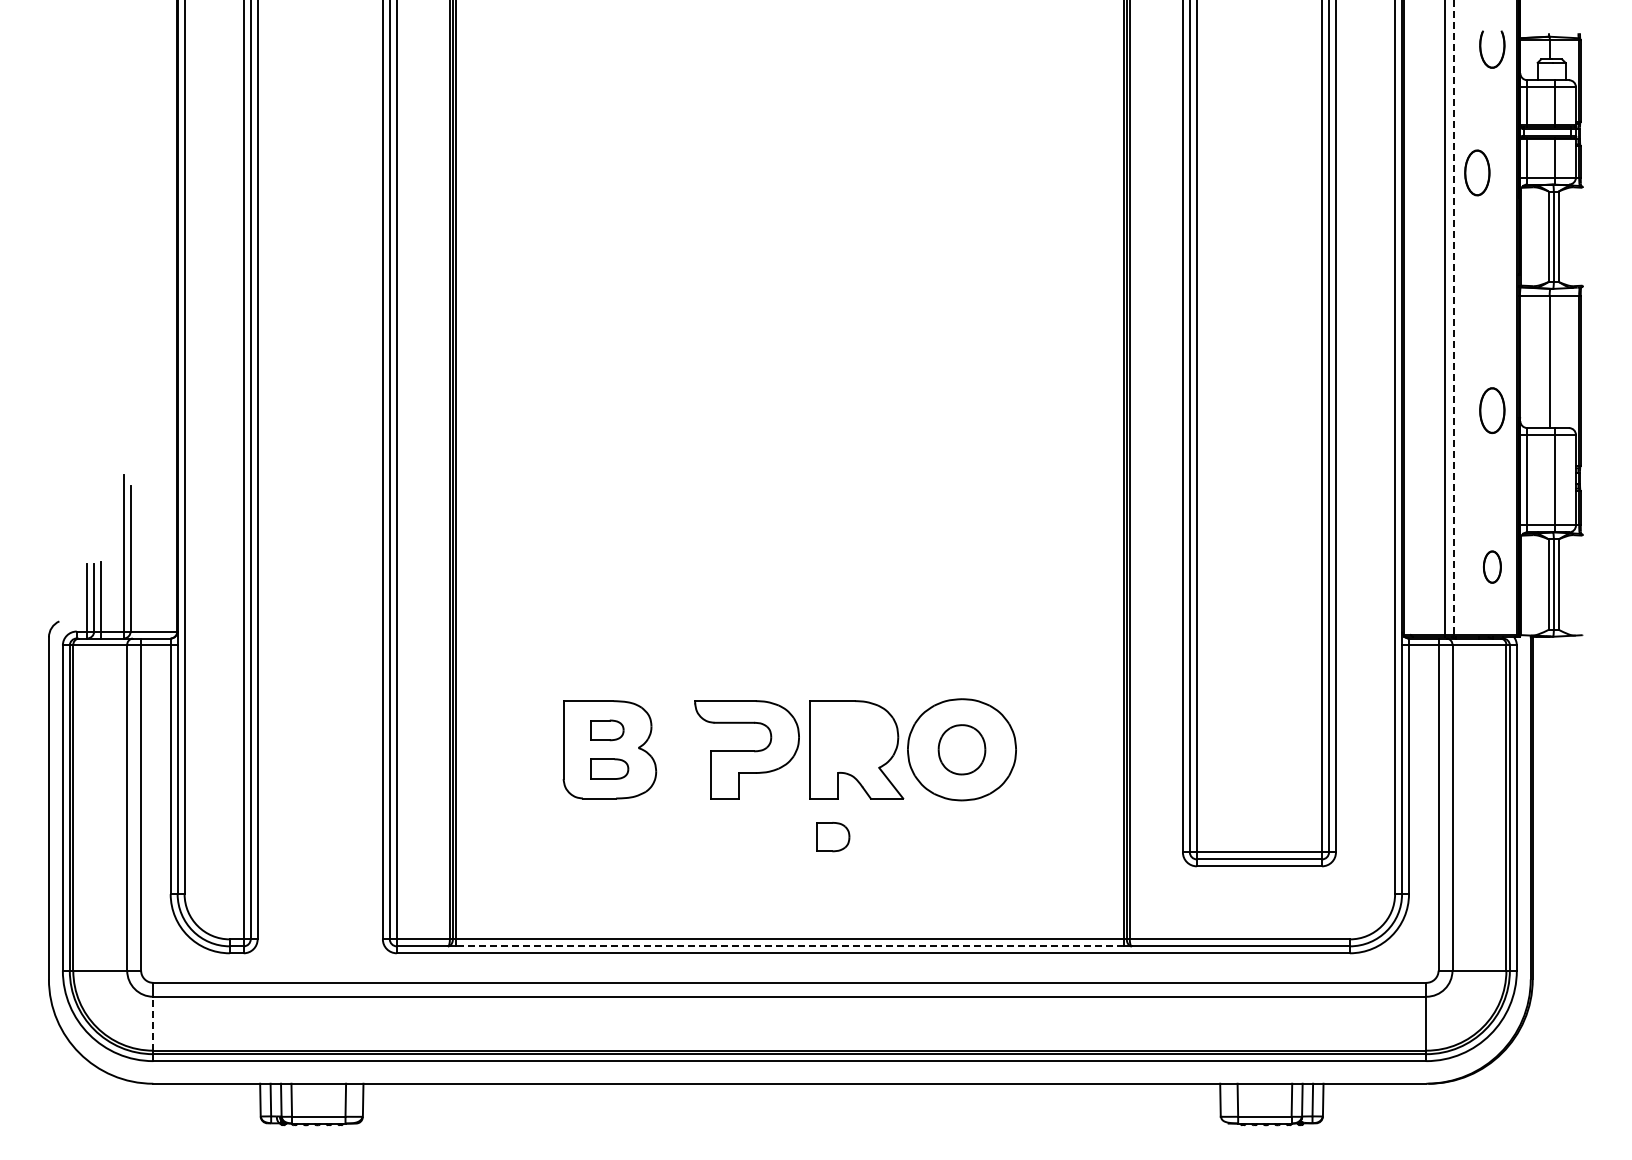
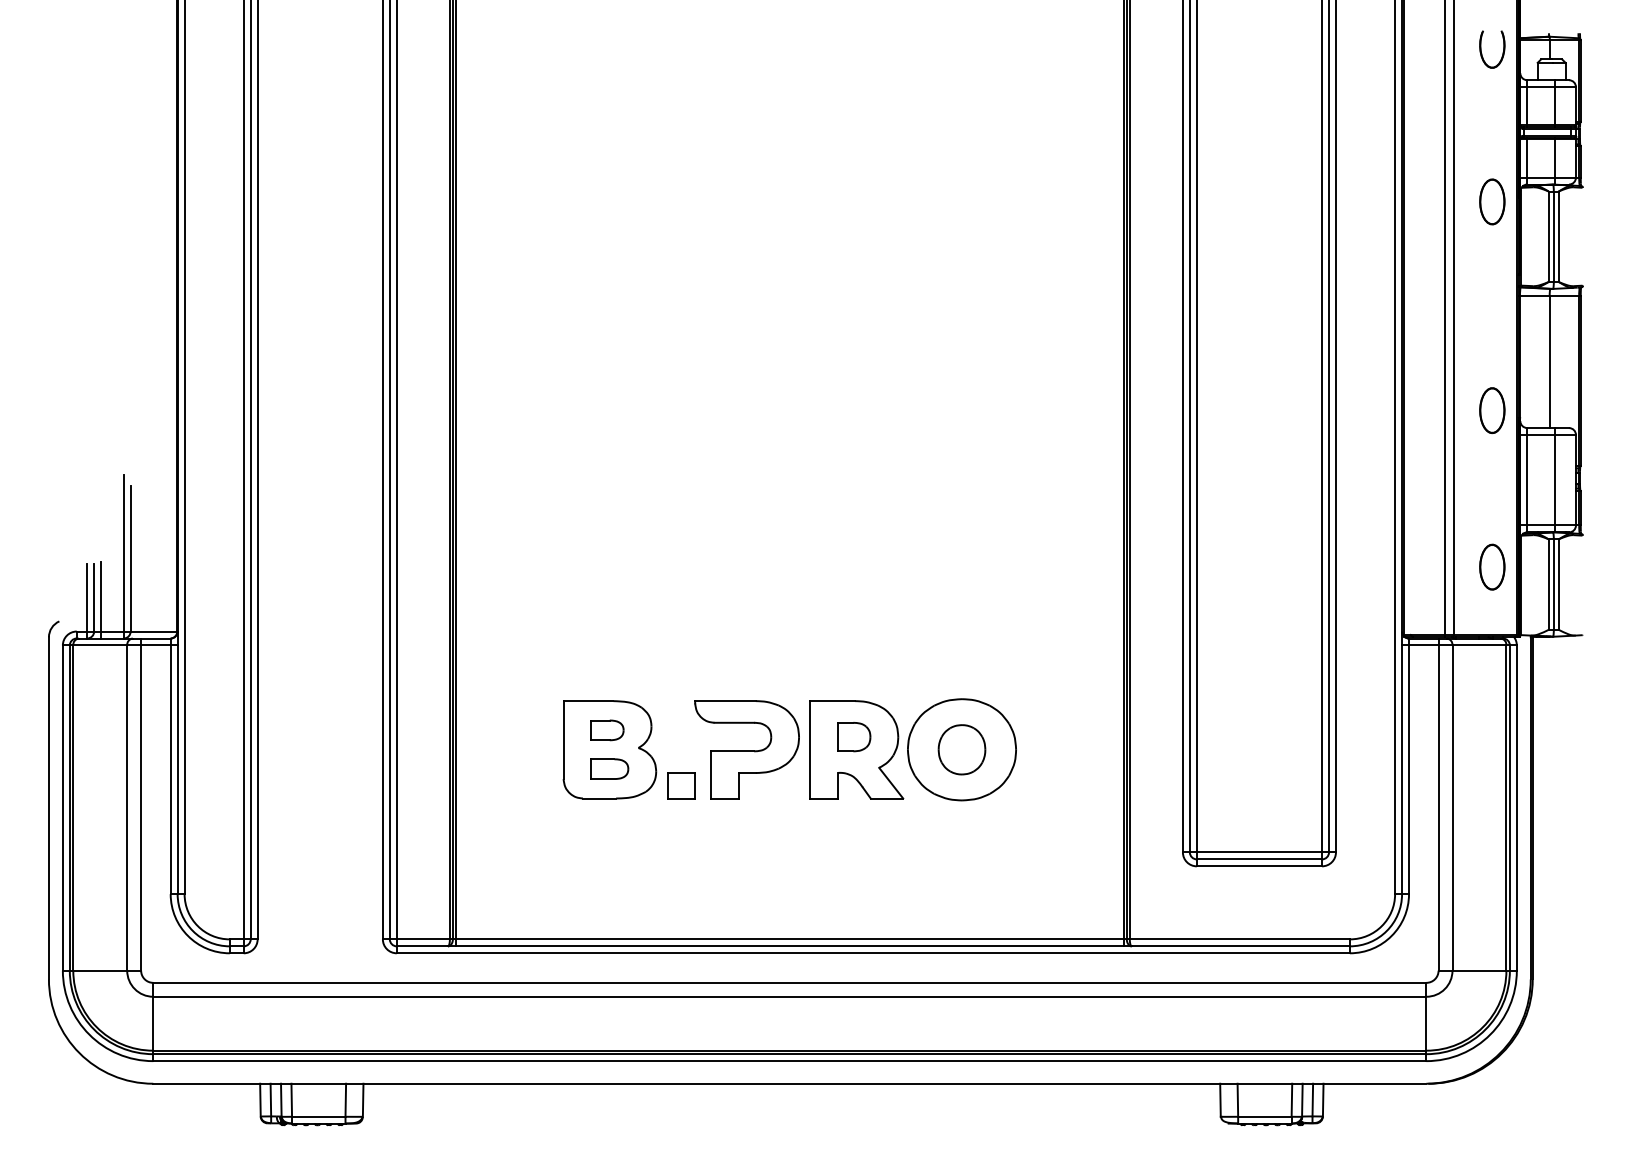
part position: (1477, 172) -> (1492, 201) (1492, 201)
line: dashed -> solid (1453, 318)
part size: 19x34 px -> 27x48 px (1492, 566)
part: none -> present (681, 785)
part position: (833, 837) -> (854, 737) (854, 737)
line: dashed -> solid (789, 946)
line: dashed -> solid (153, 1023)
